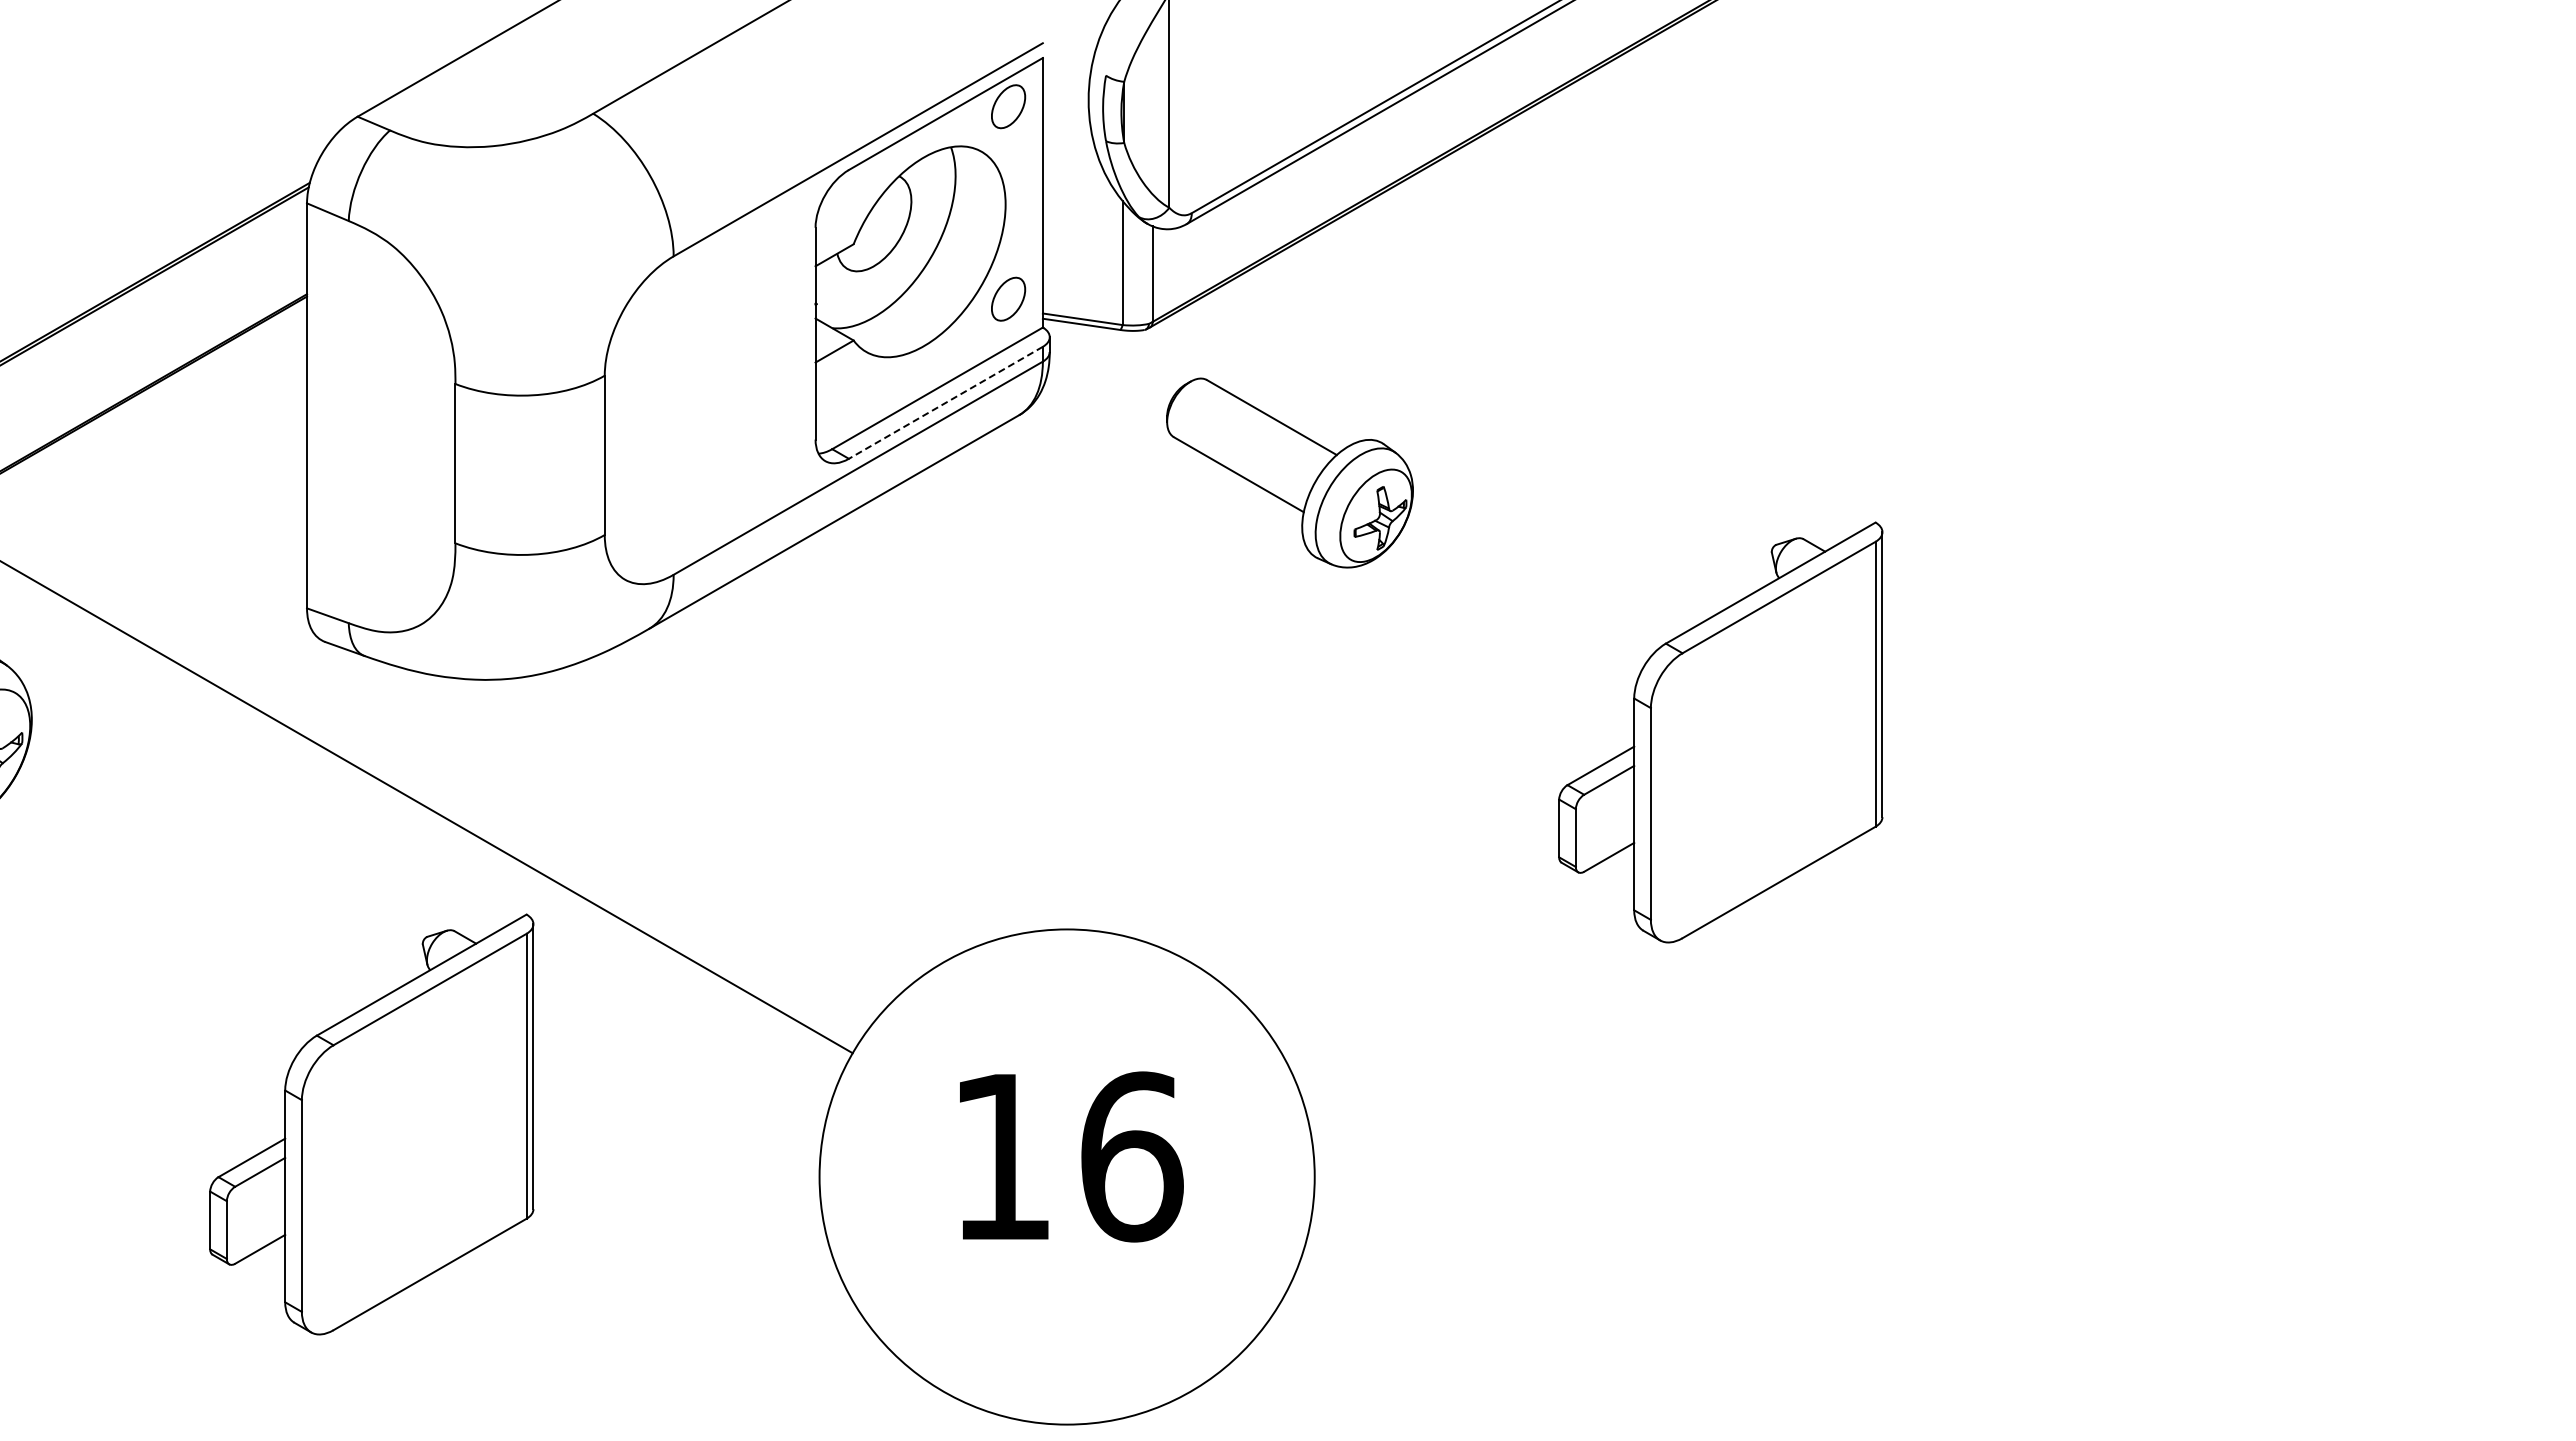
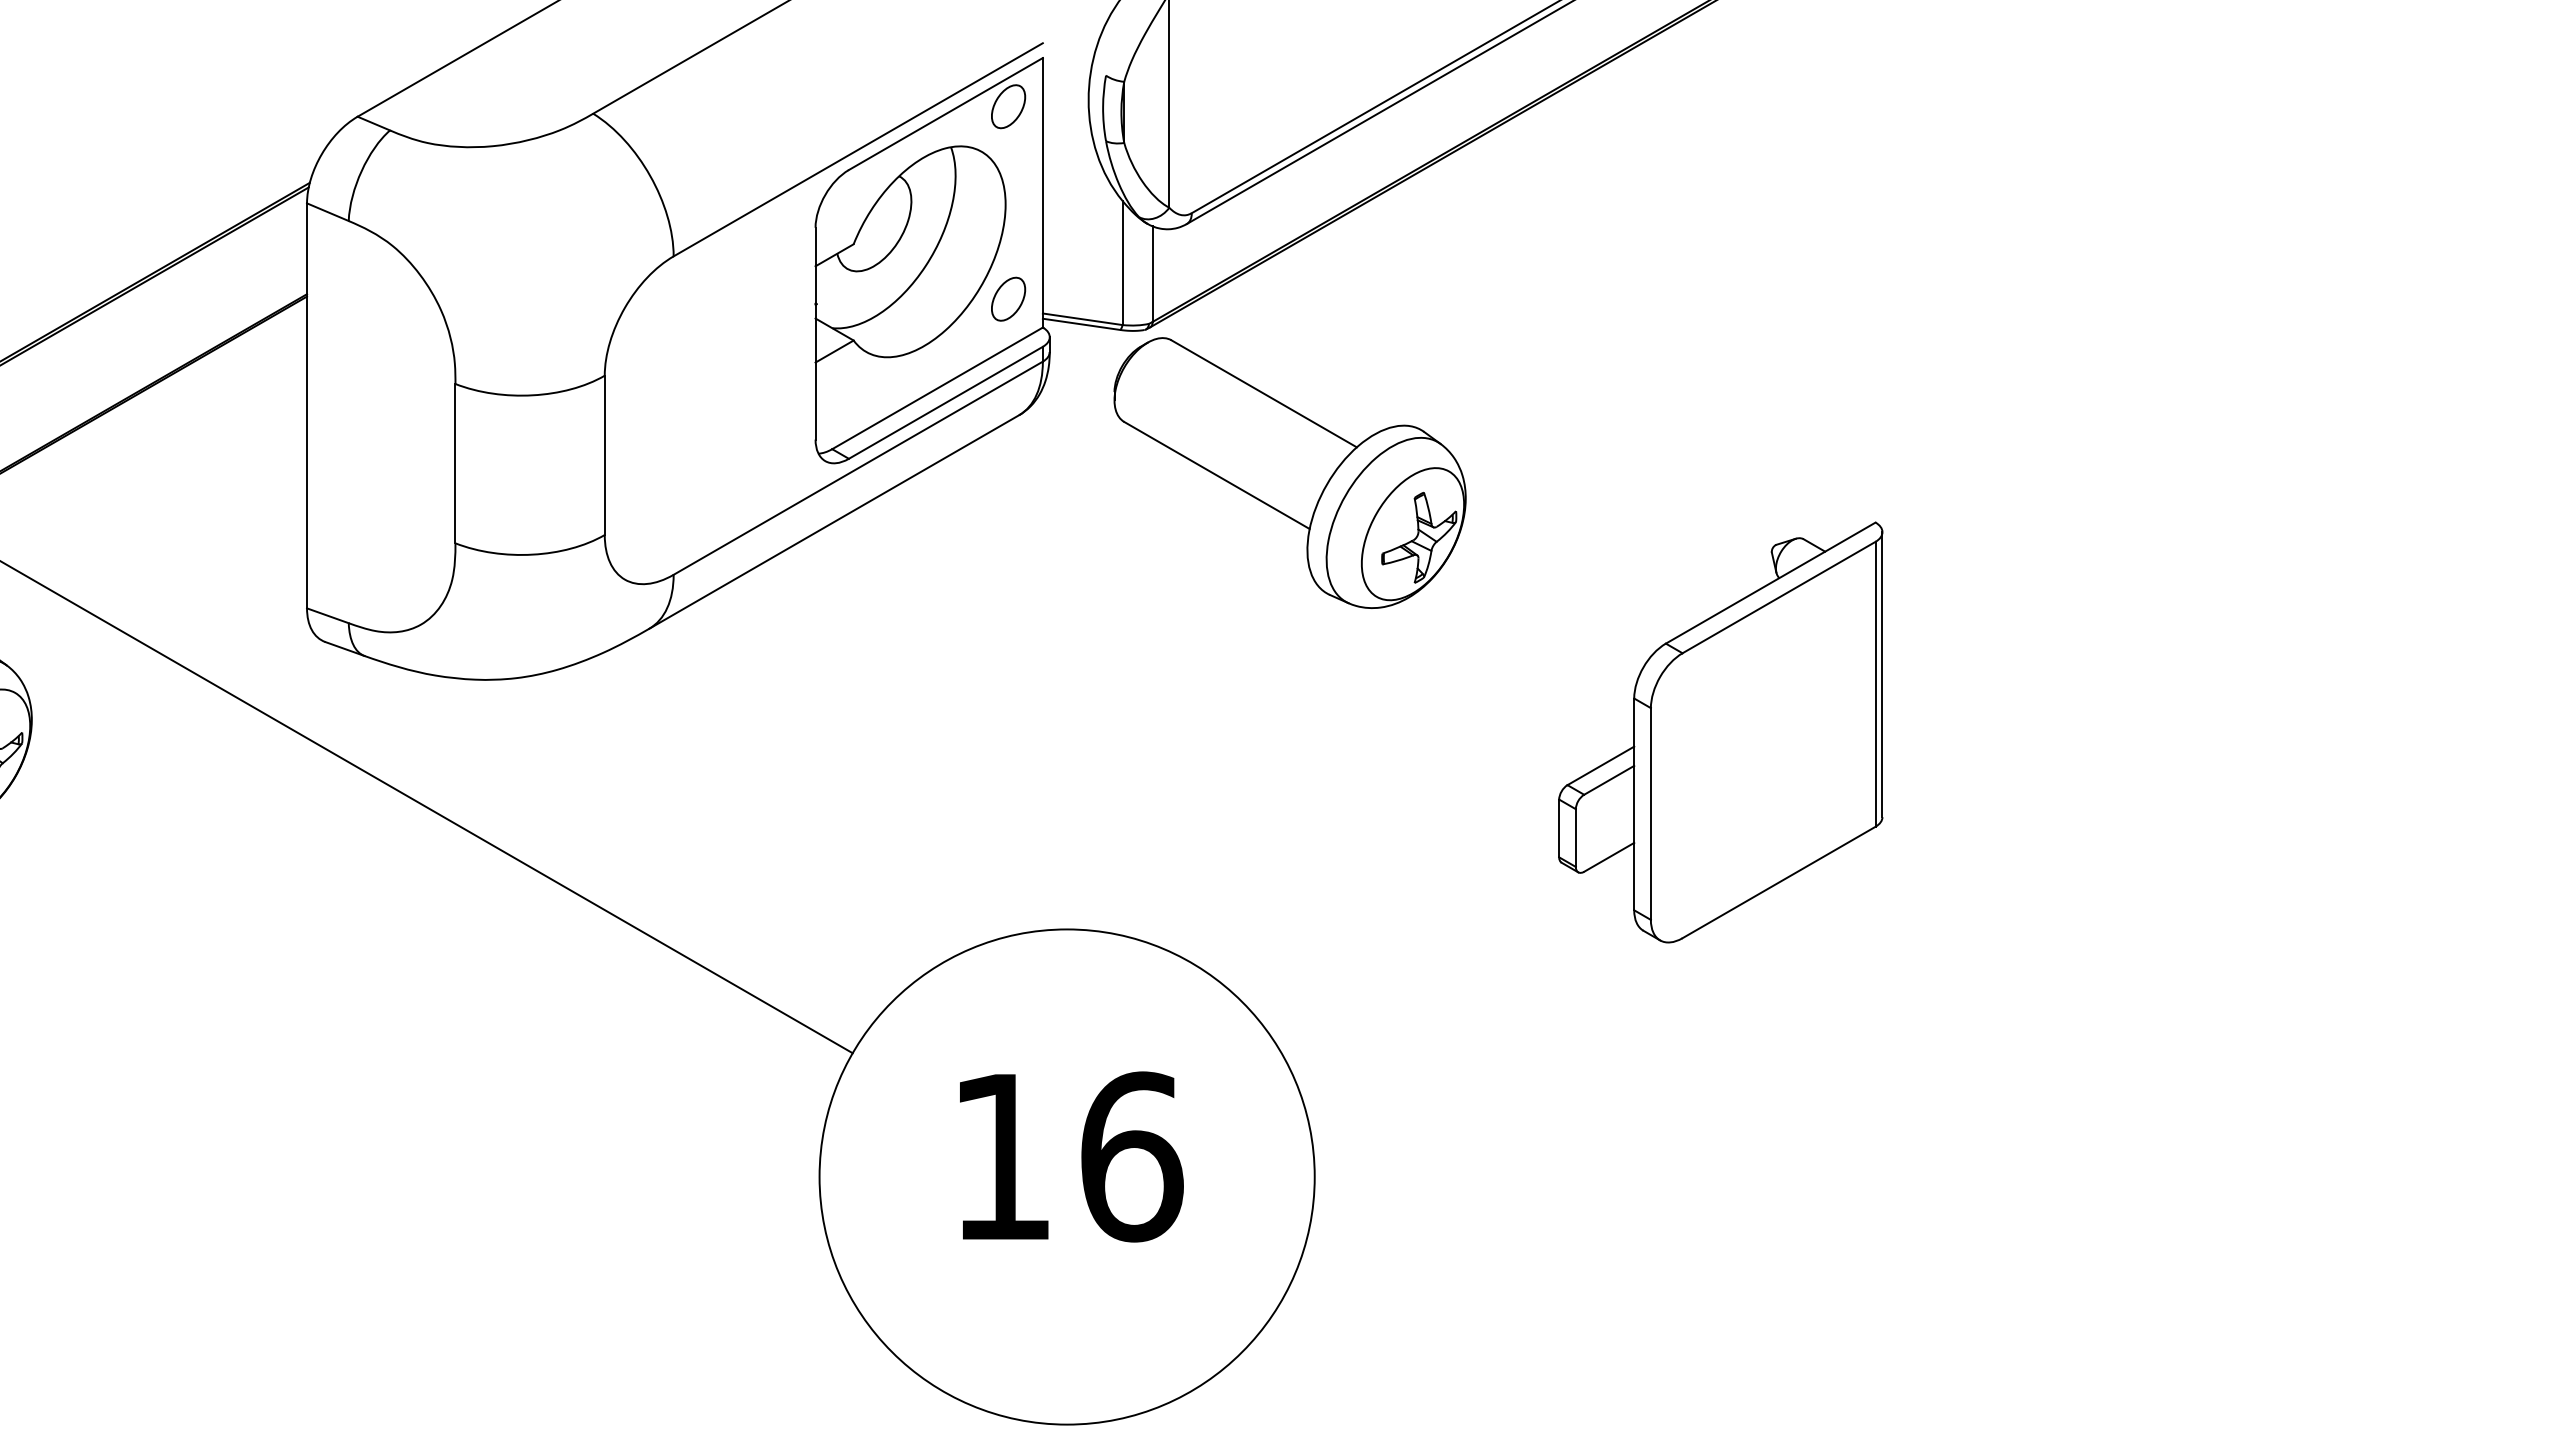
line: dashed -> solid (945, 402)
part size: 248x192 px -> 354x272 px (1289, 472)
part: present -> none (371, 1124)
